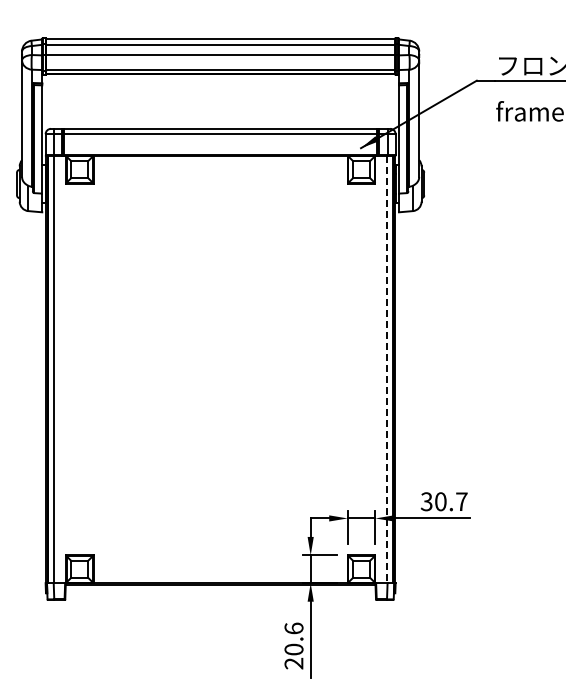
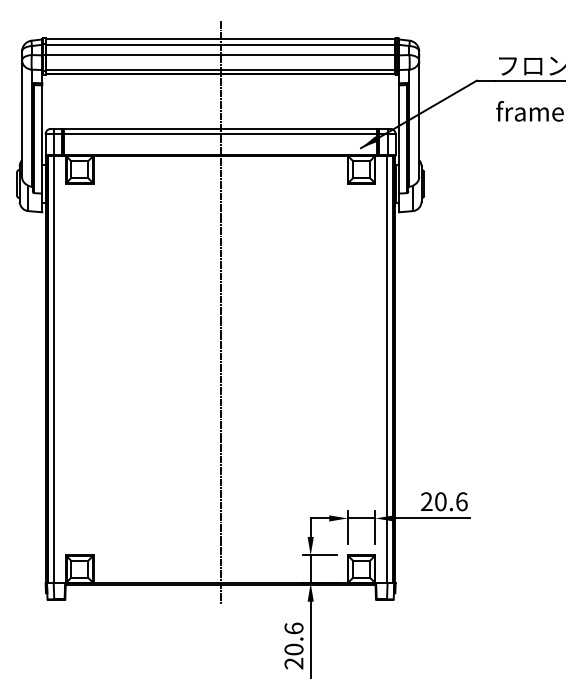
line: none -> present (220, 311)
line: dashed -> solid (387, 369)
text: 30.7 -> 20.6 (443, 501)
